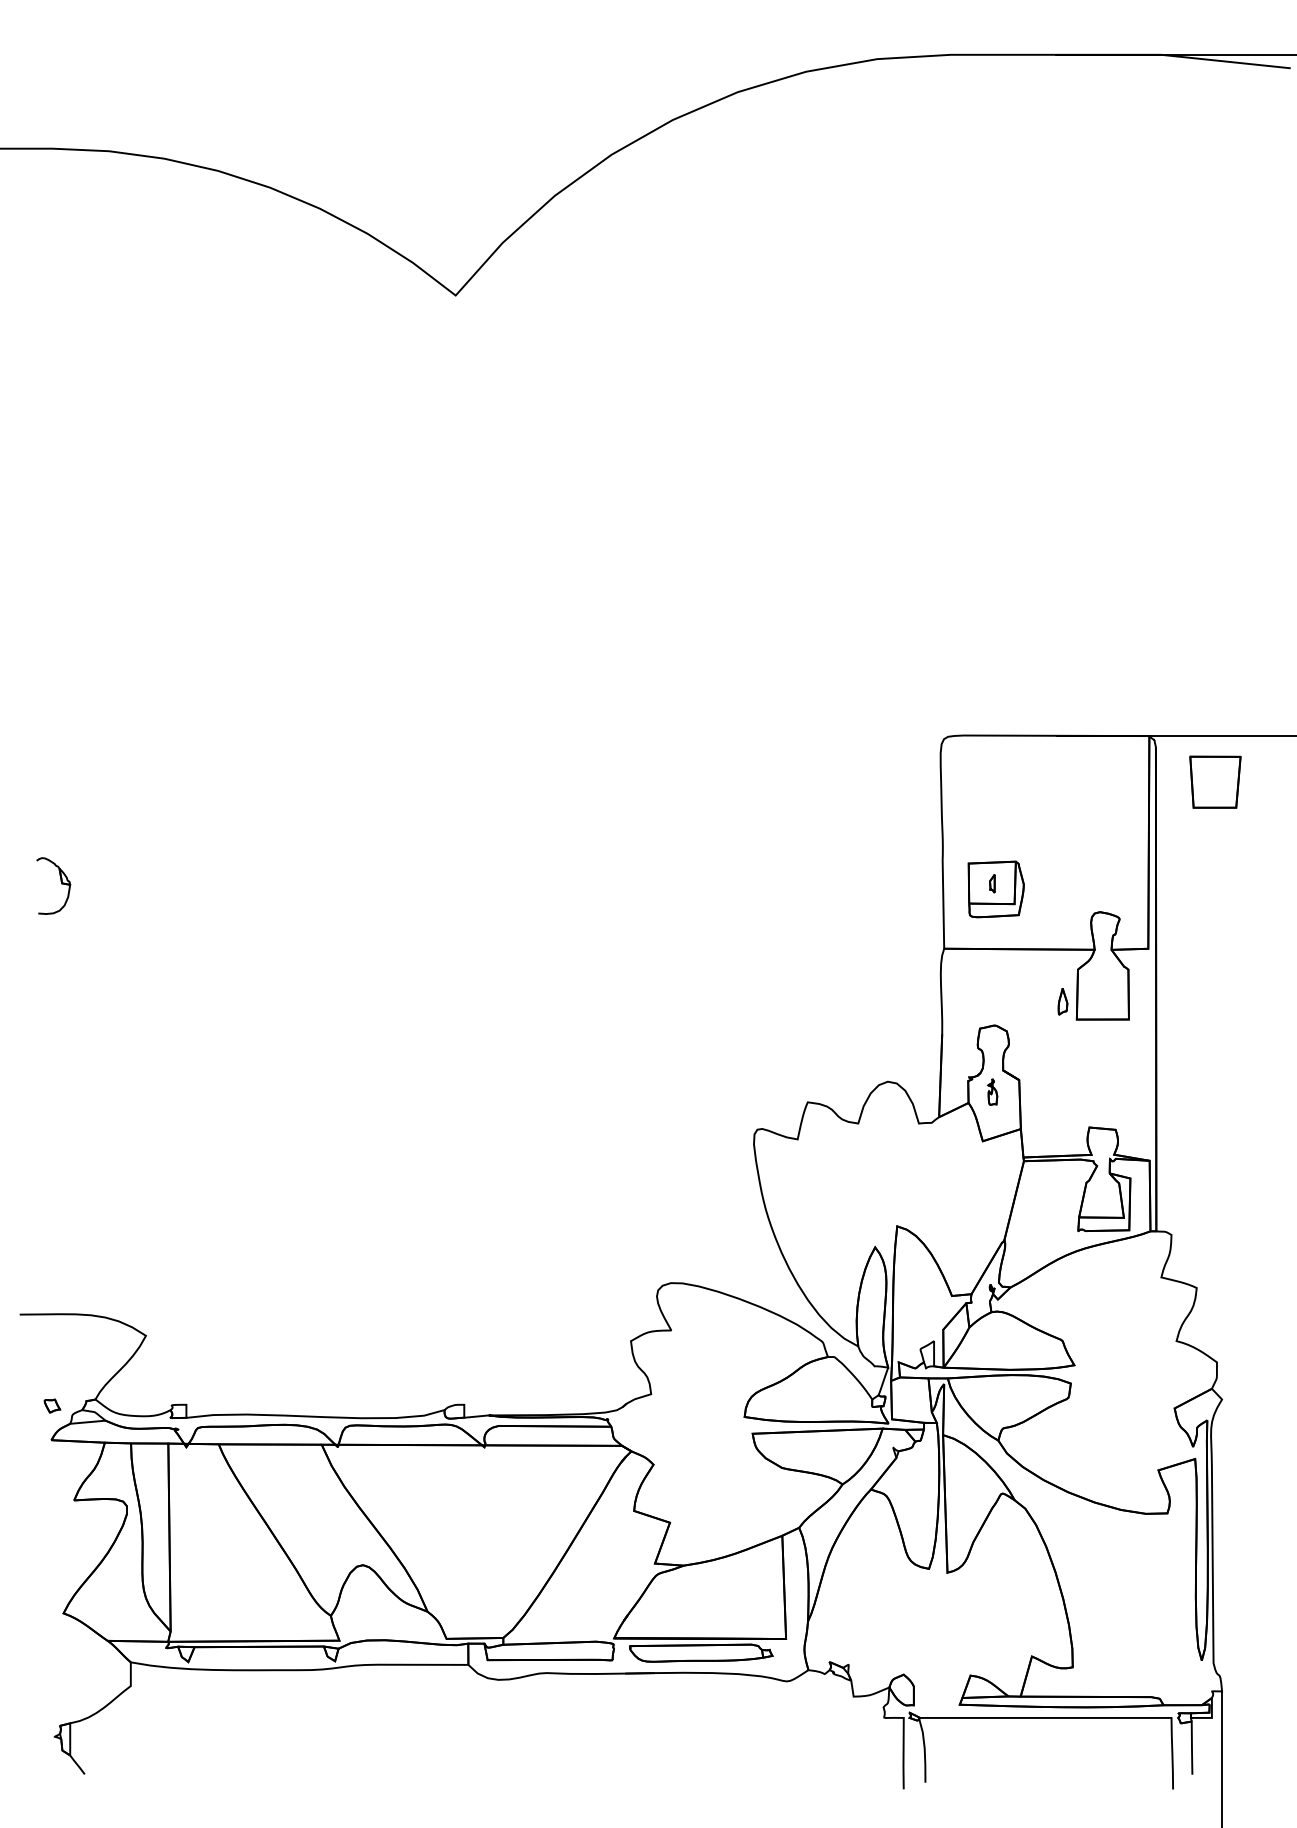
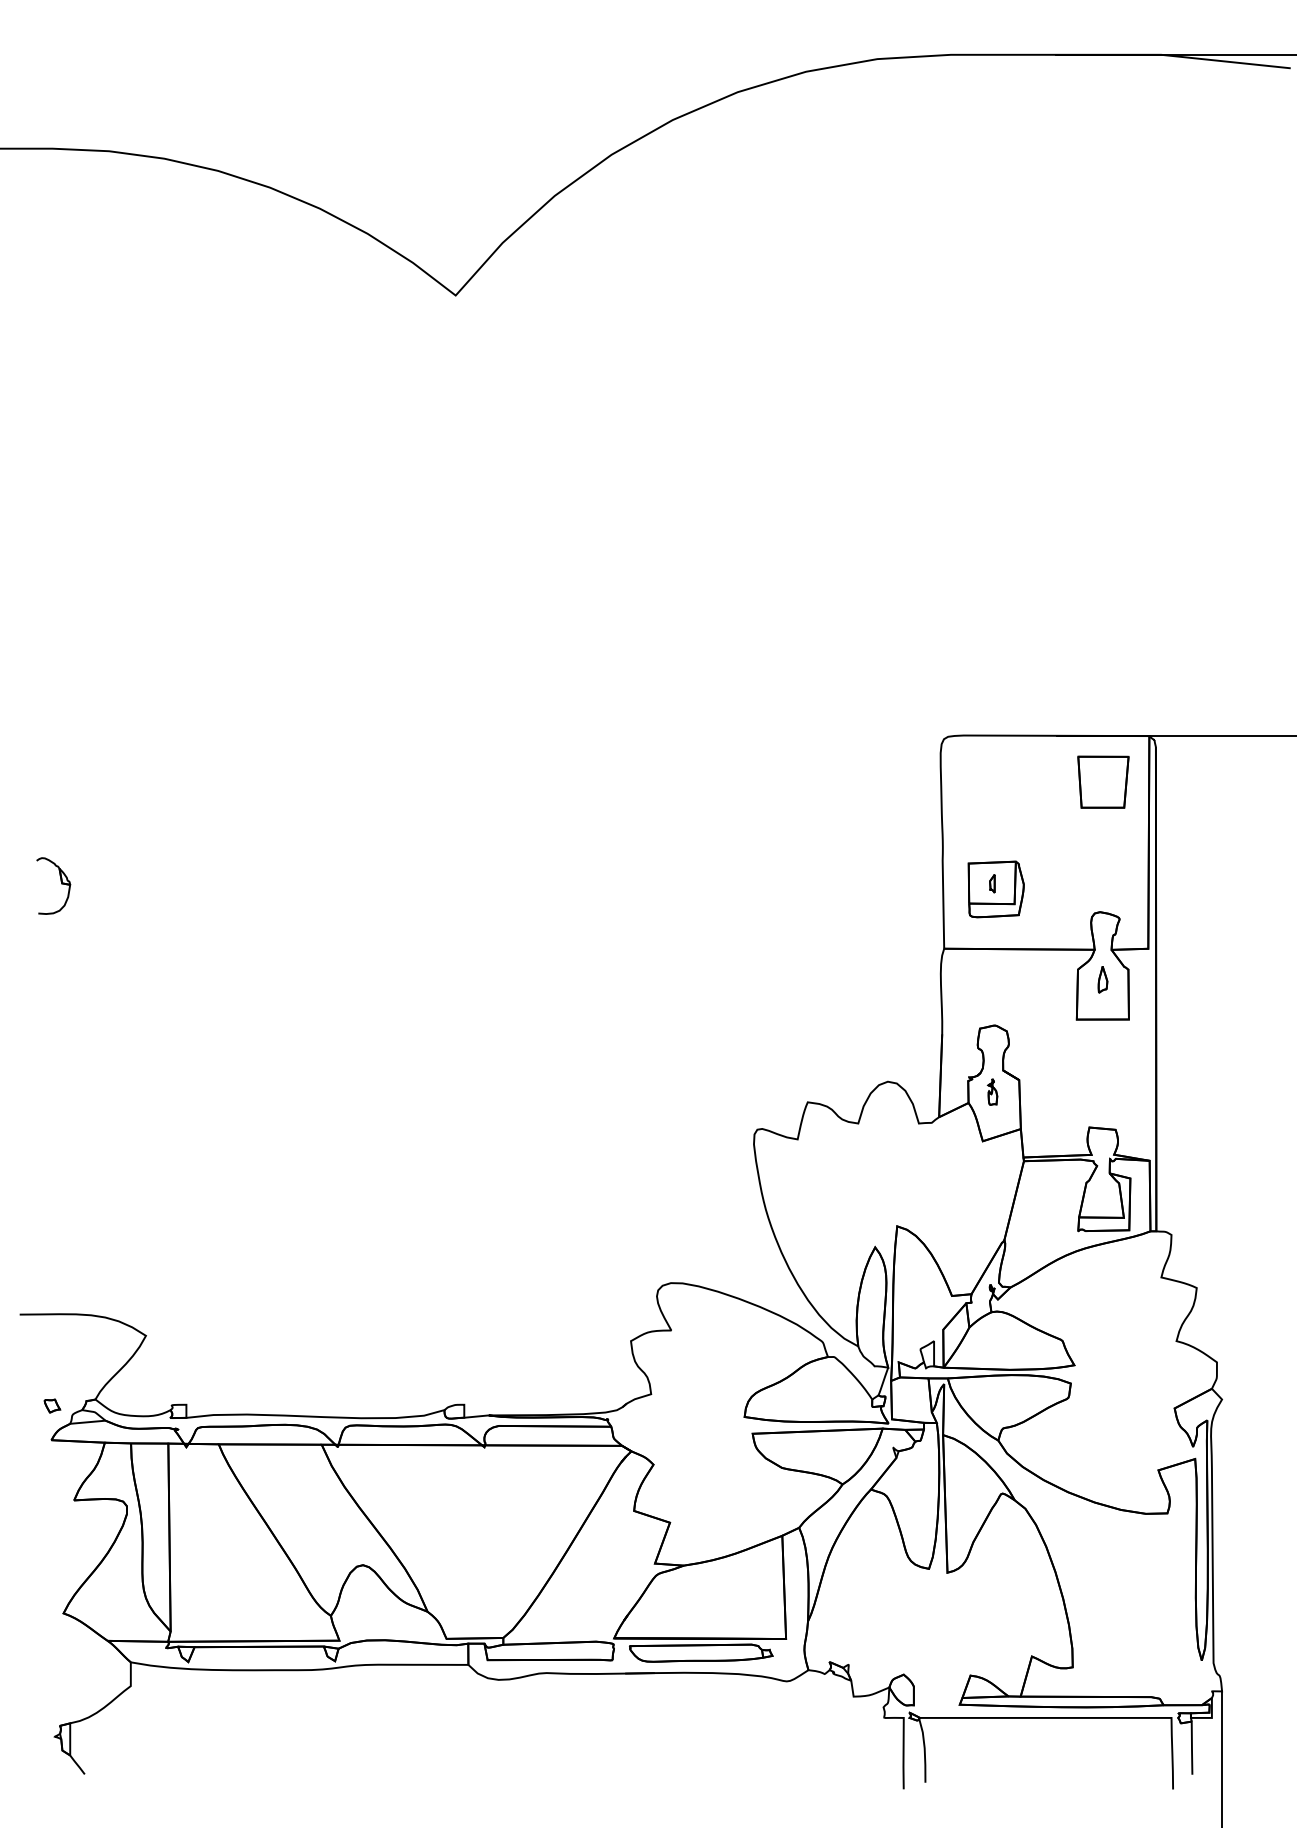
part position: (1215, 781) -> (1103, 781) (1103, 781)
part position: (1062, 1001) -> (1102, 979) (1102, 979)
